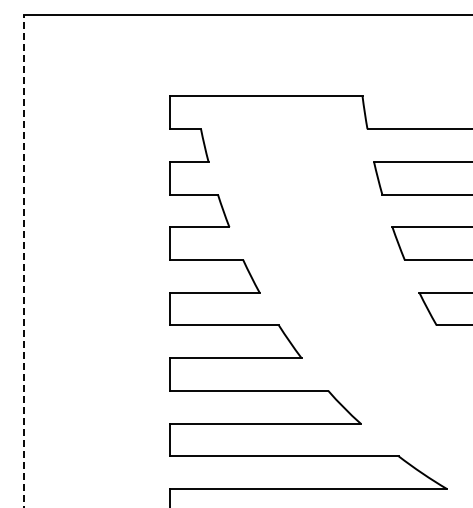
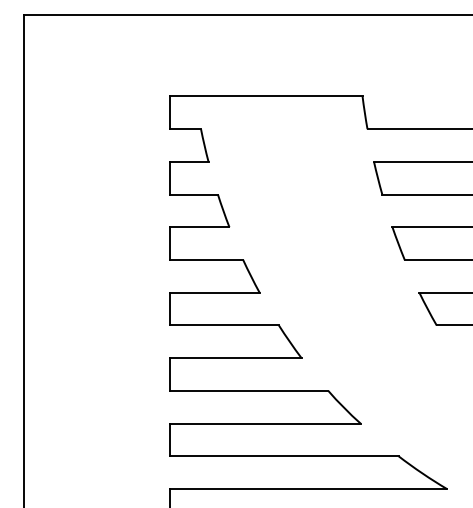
line: dashed -> solid (24, 260)
